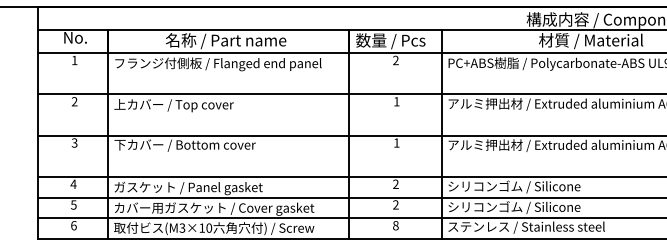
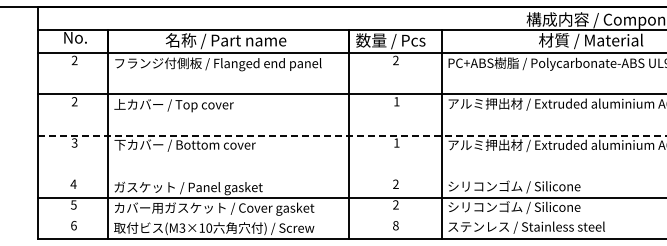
text: 1 -> 2 (74, 59)
line: solid -> dashed (353, 135)
line: present -> none (350, 176)
line: present -> none (350, 218)
